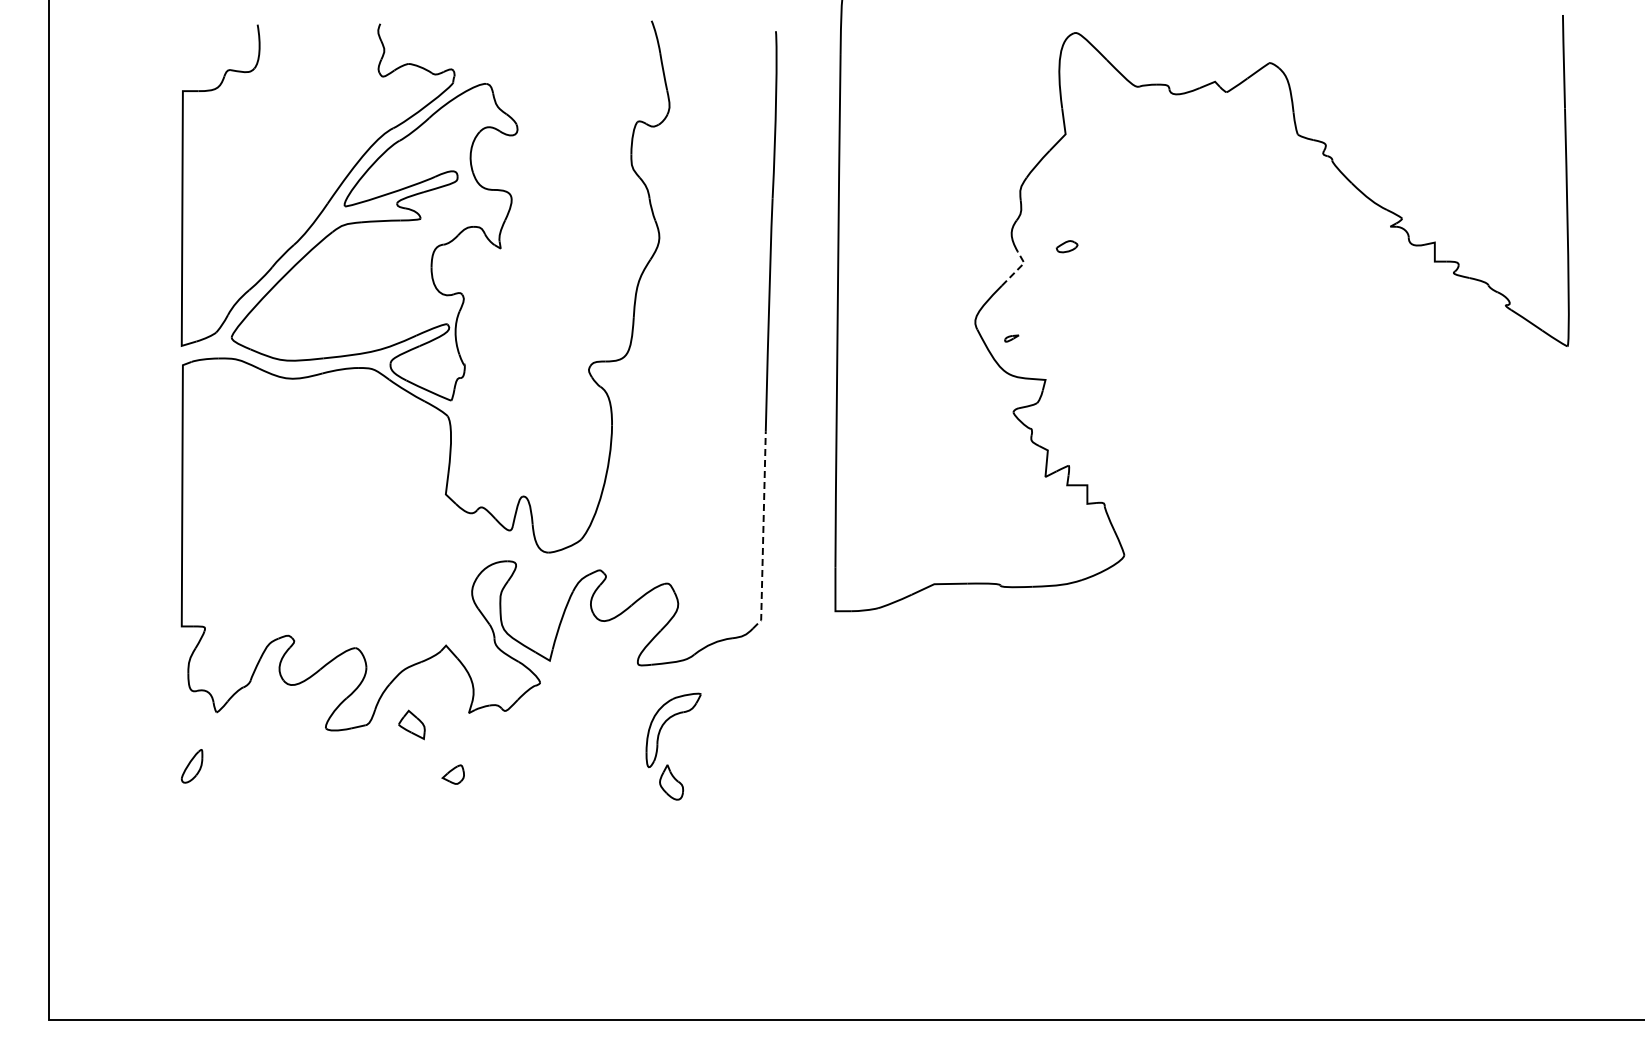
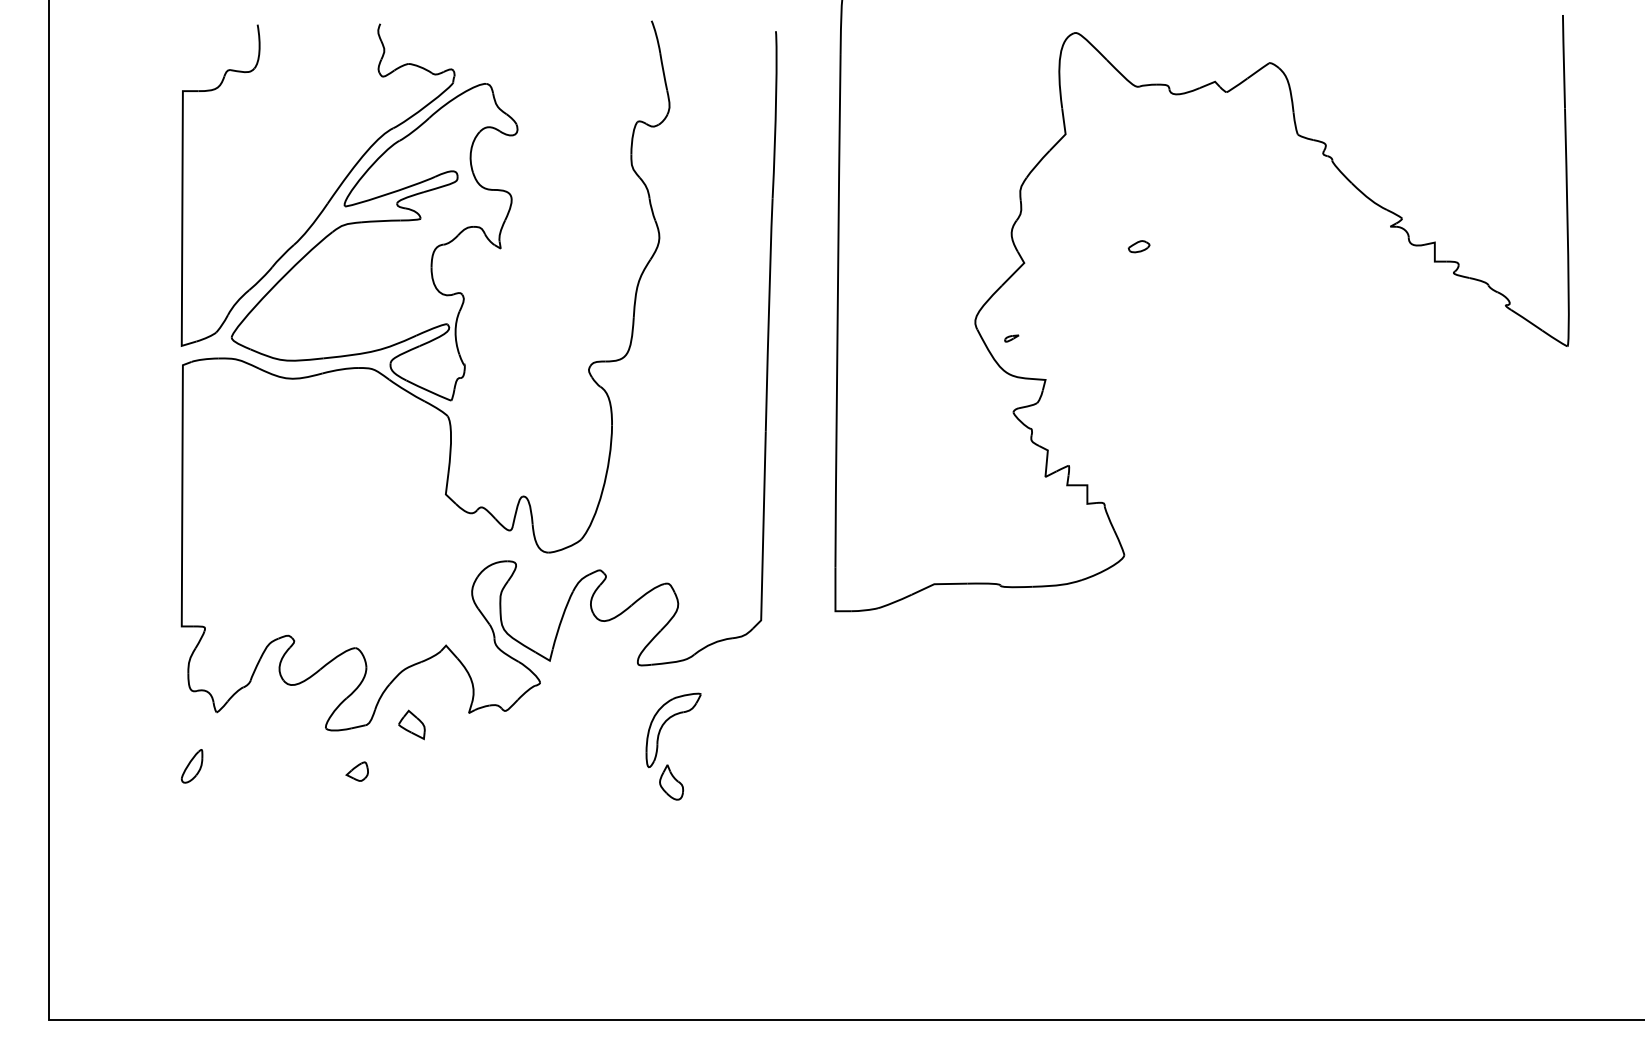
part position: (1066, 246) -> (1138, 246) (1138, 246)
line: dashed -> solid (1018, 269)
line: dashed -> solid (763, 532)
part position: (452, 774) -> (356, 771) (356, 771)
